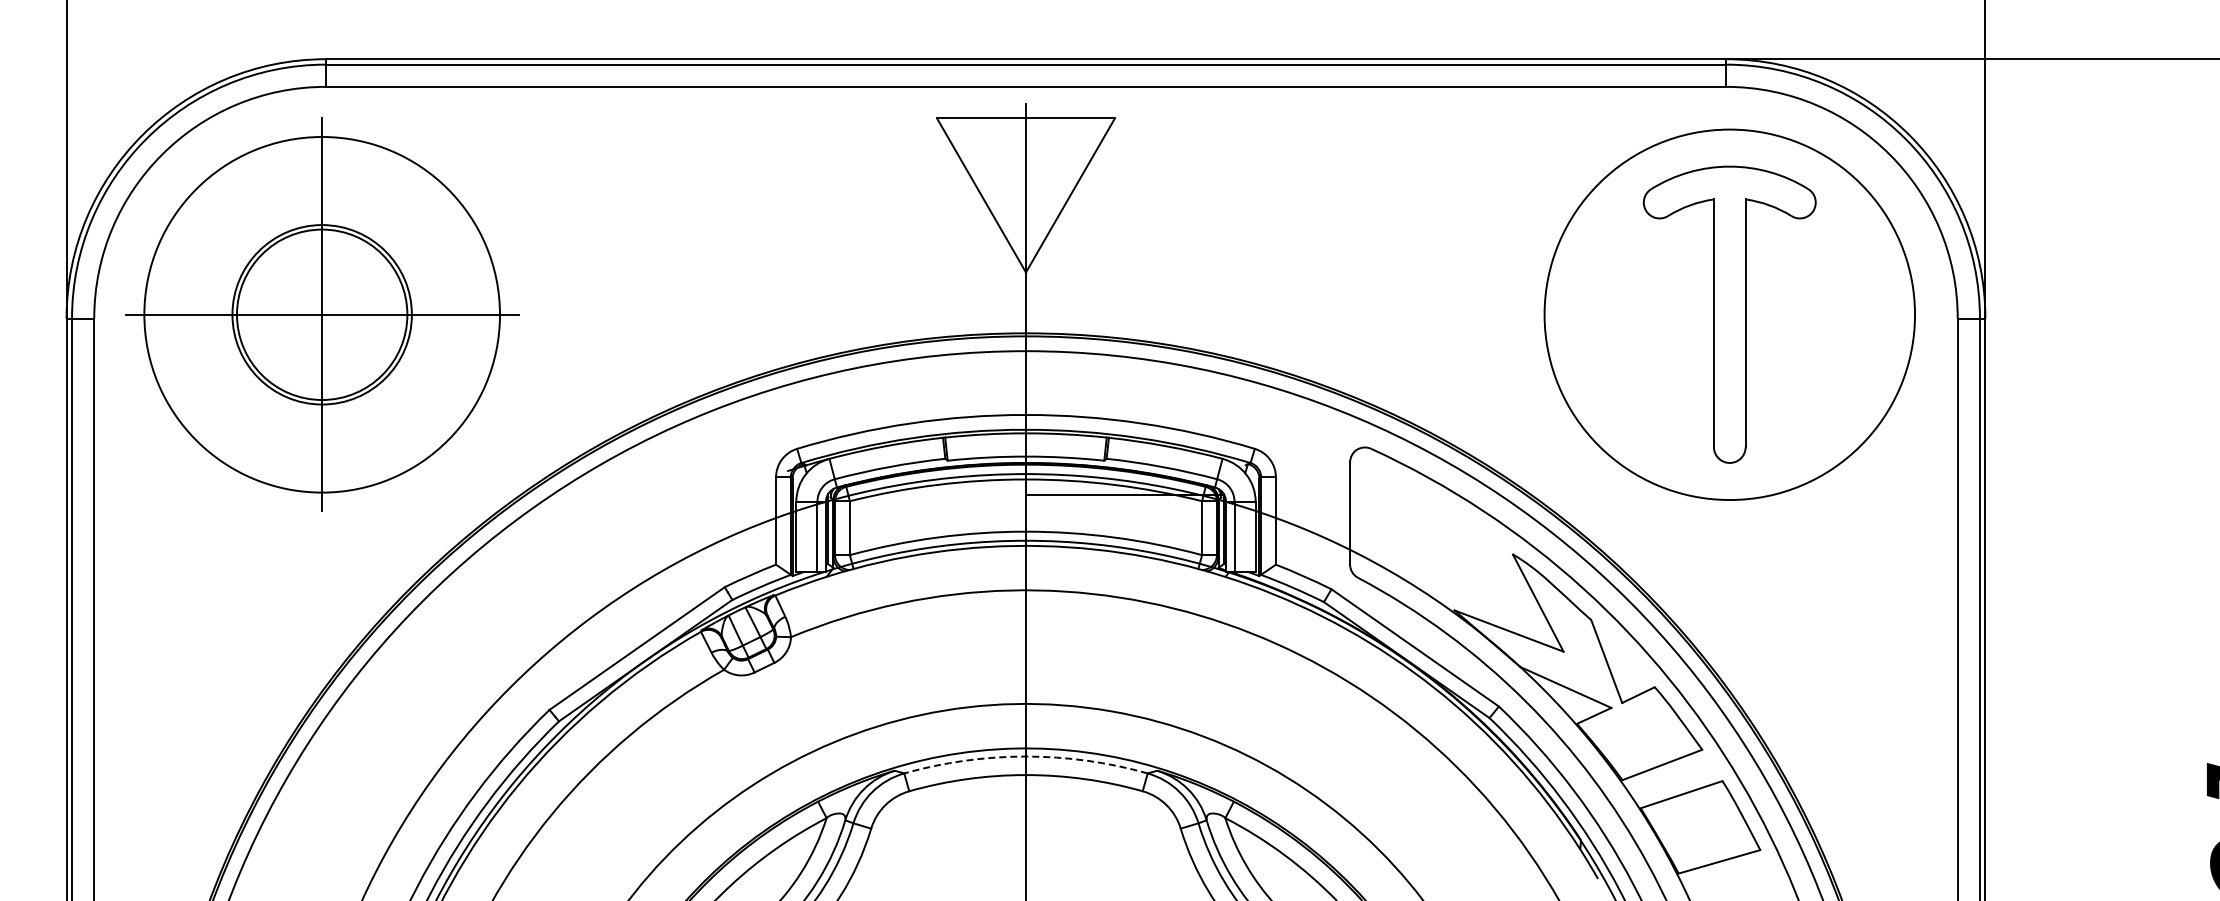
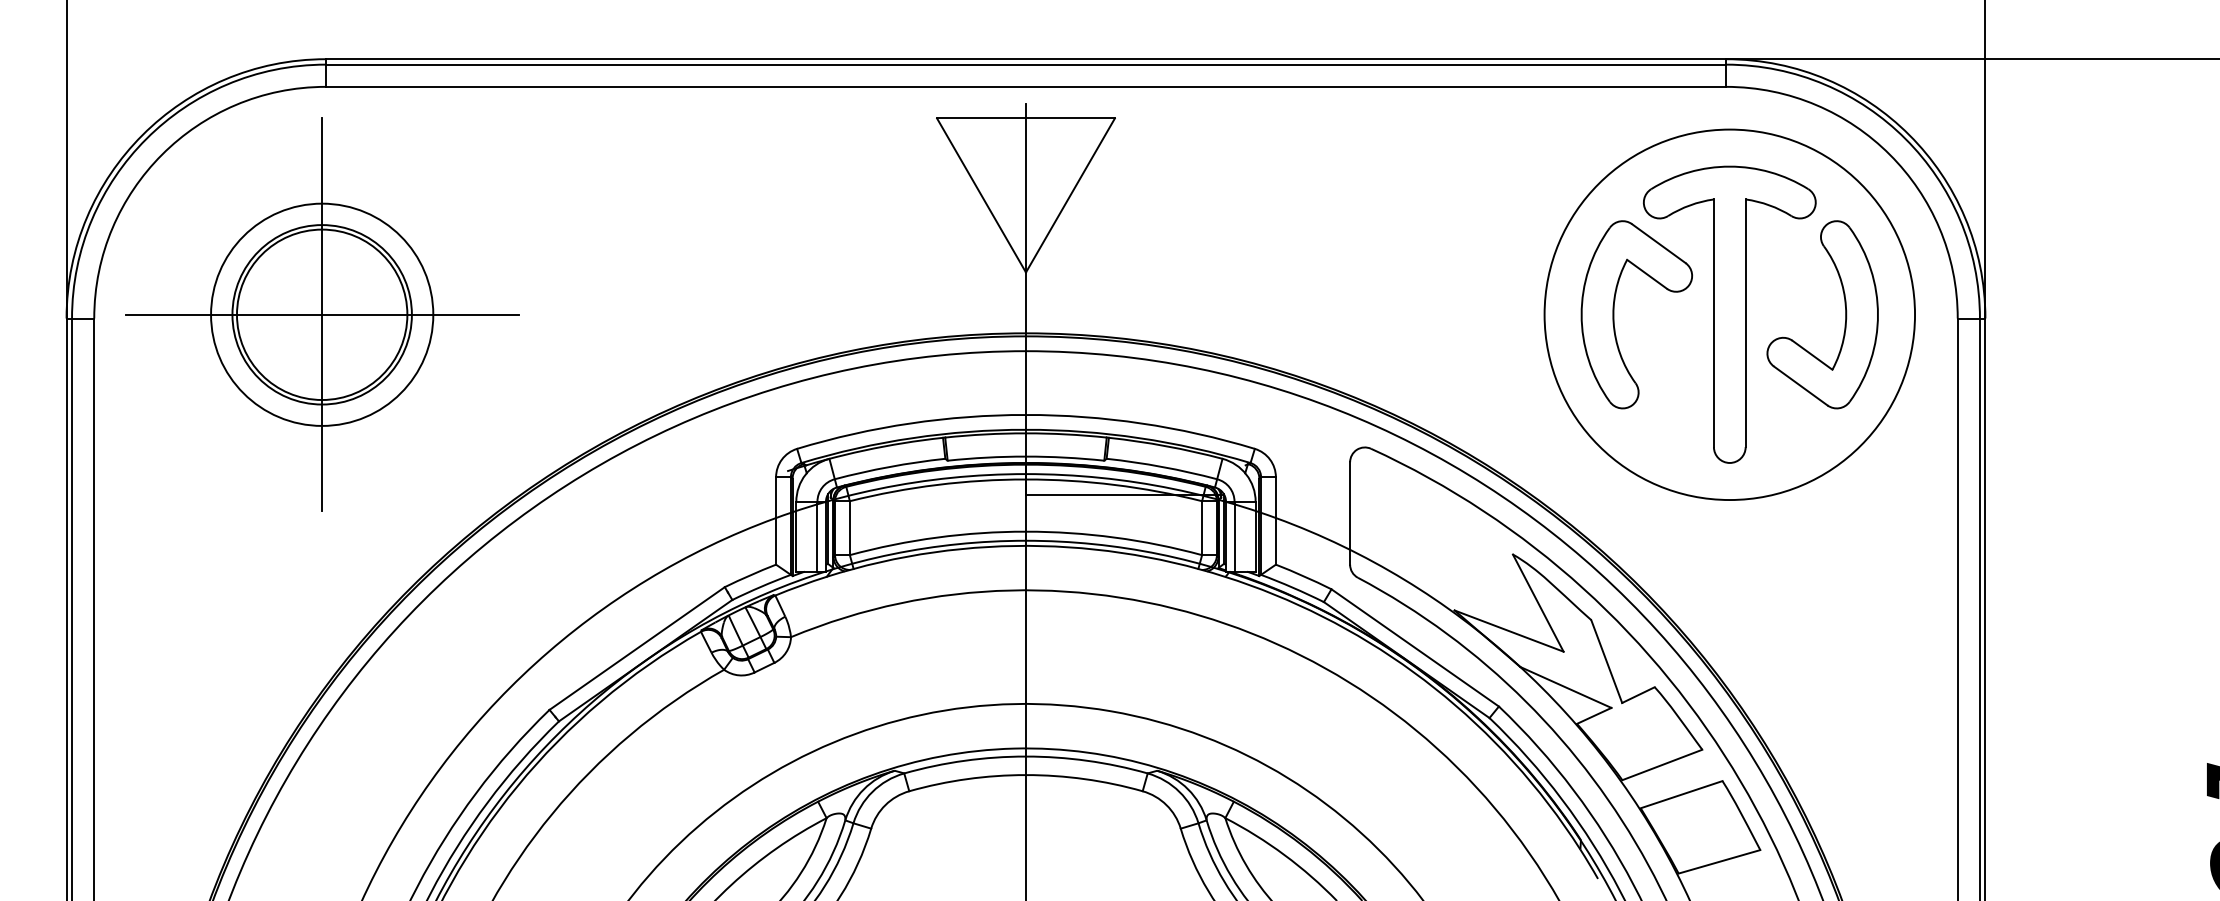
circle diameter: 356 px -> 222 px (322, 314)
part: none -> present (1614, 314)
part: none -> present (1845, 314)
arc: dashed -> solid (1025, 756)
